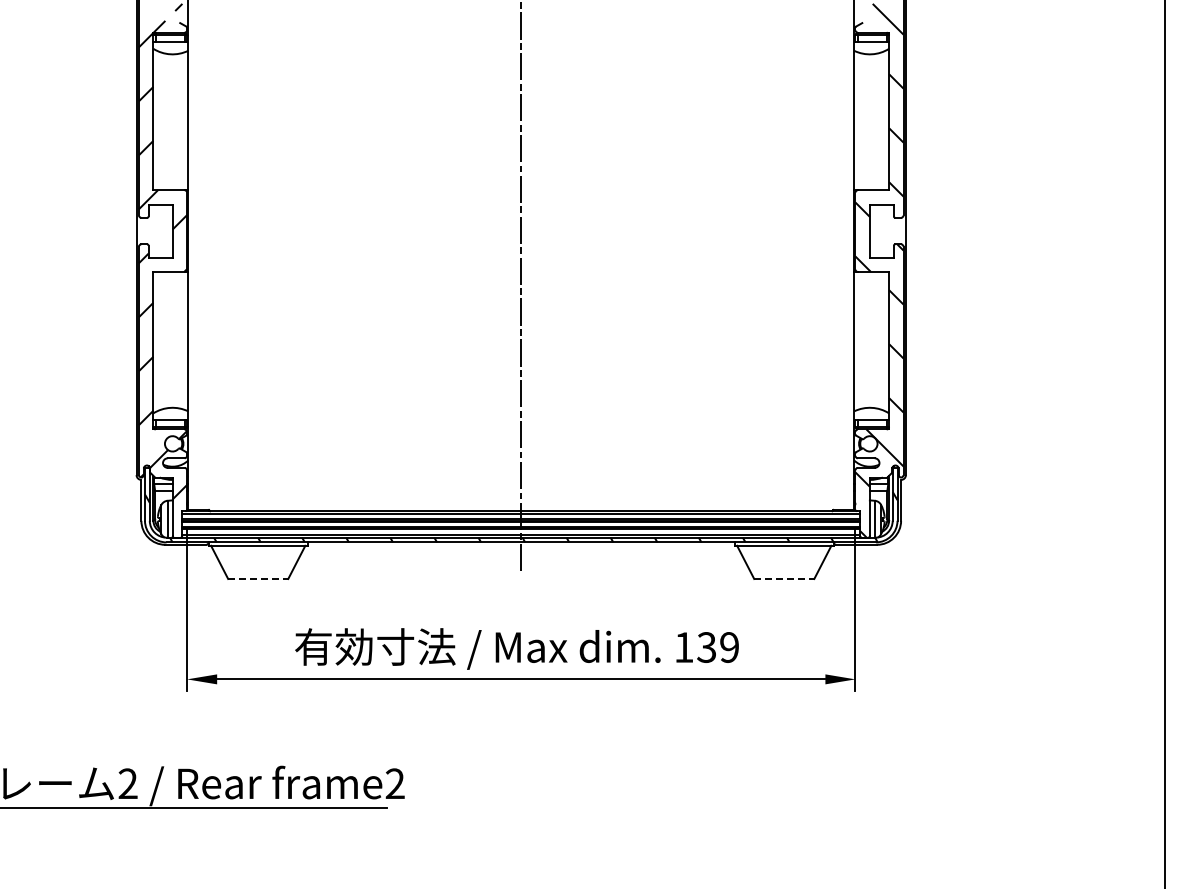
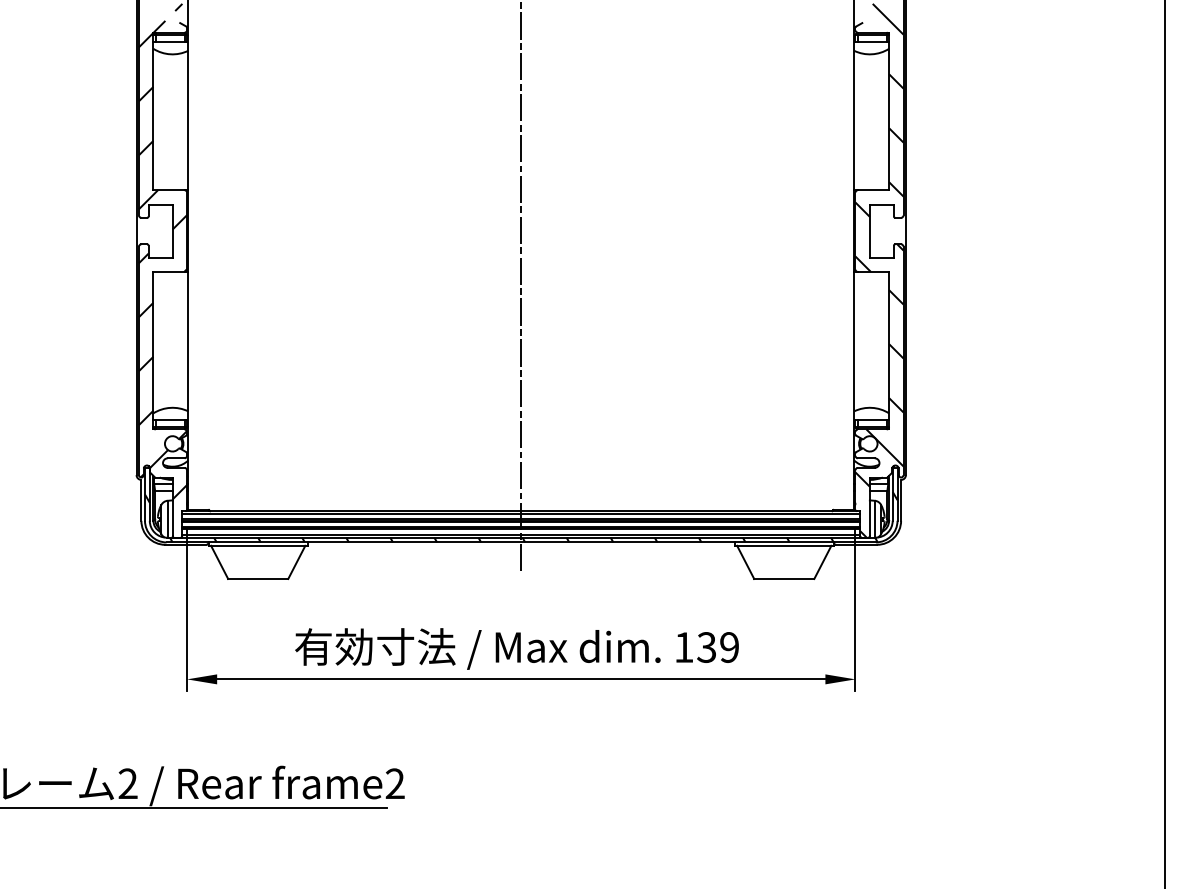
line: dashed -> solid (258, 578)
line: dashed -> solid (784, 578)
